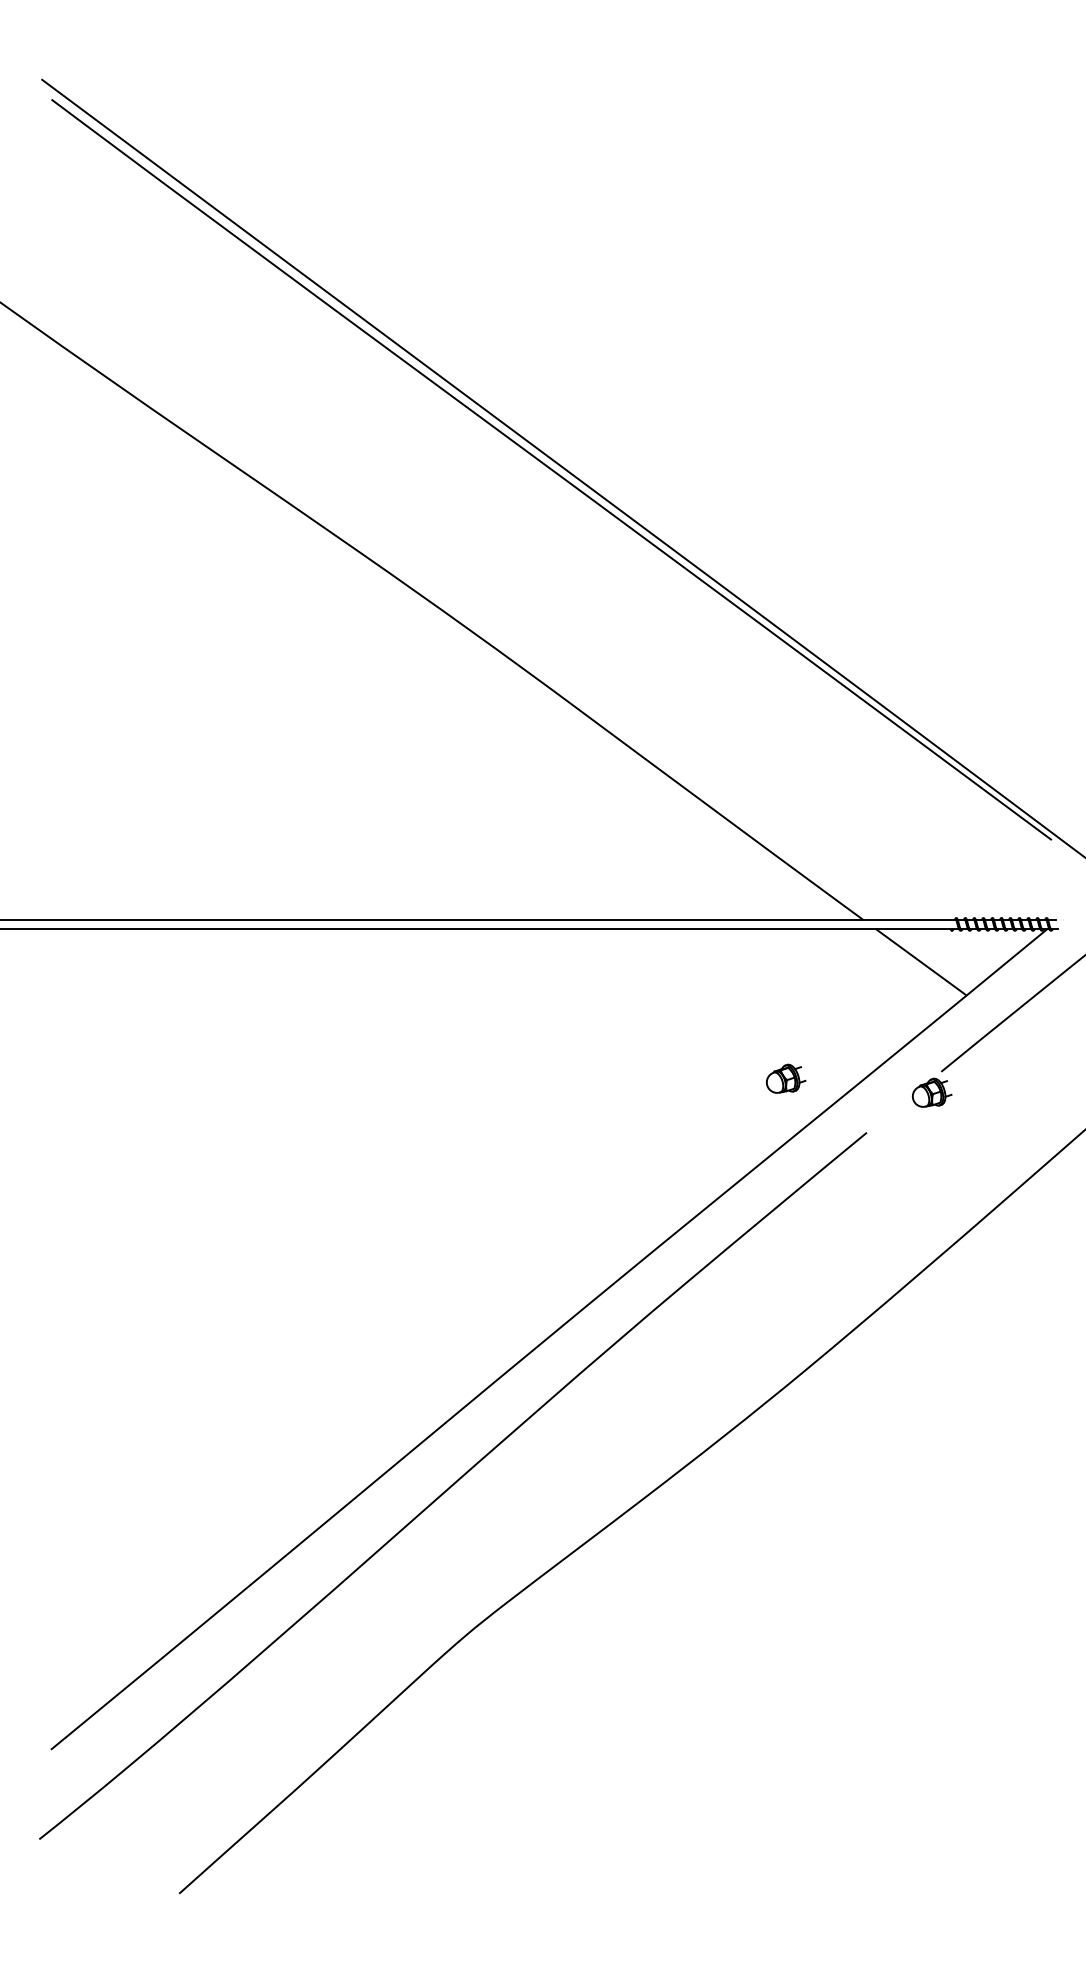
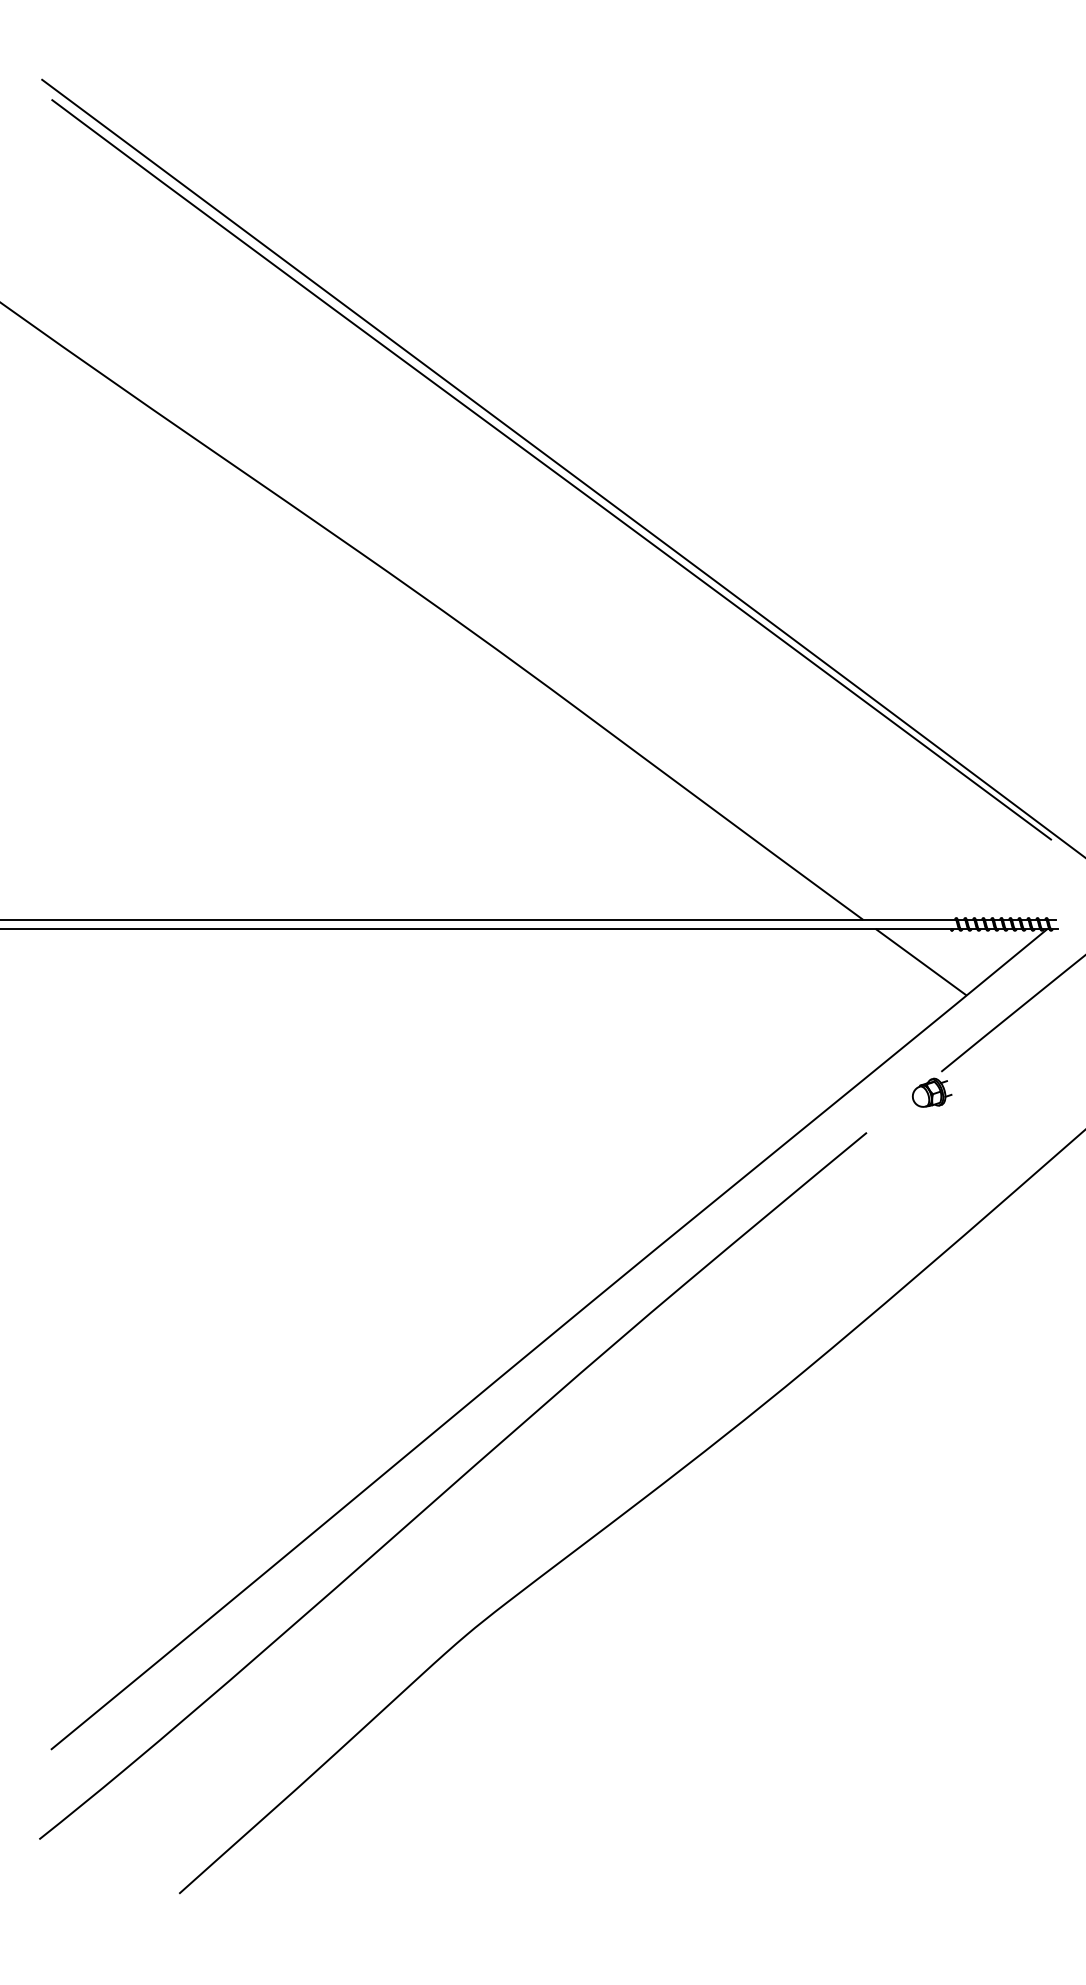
part: present -> none (785, 1078)
